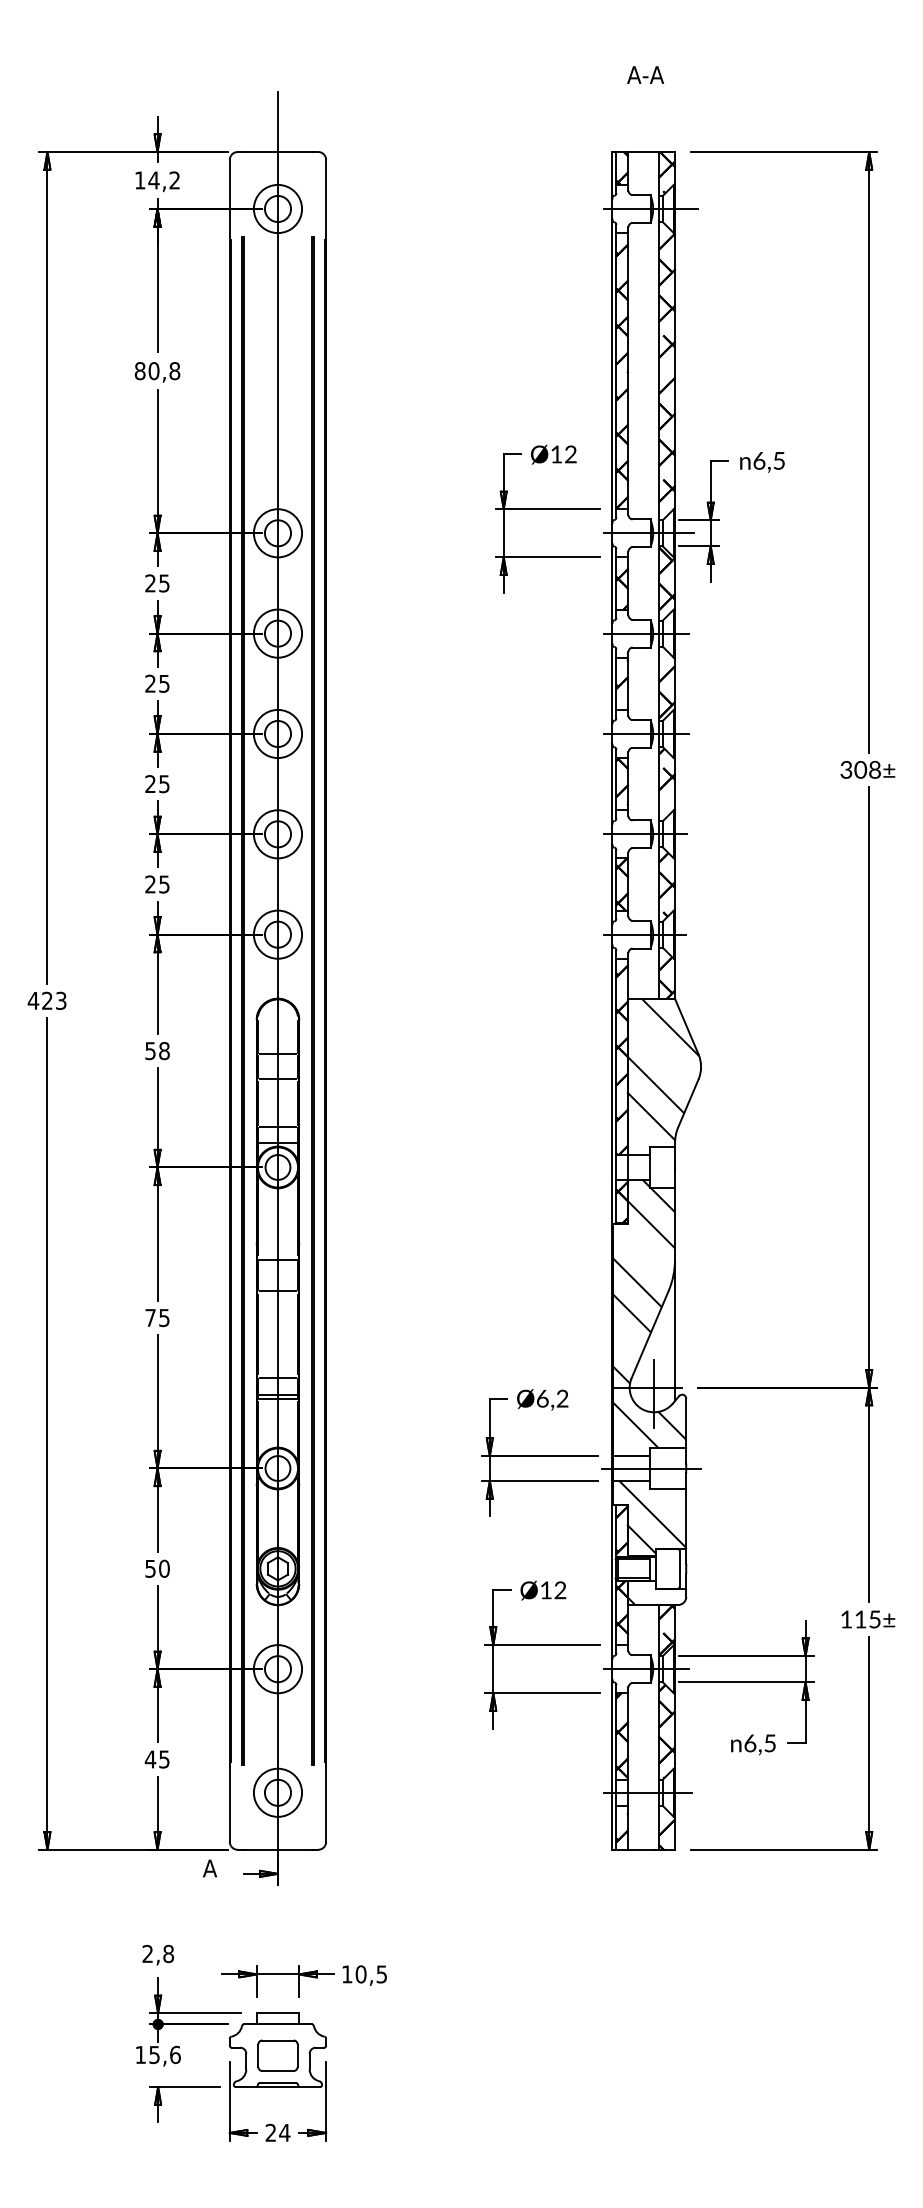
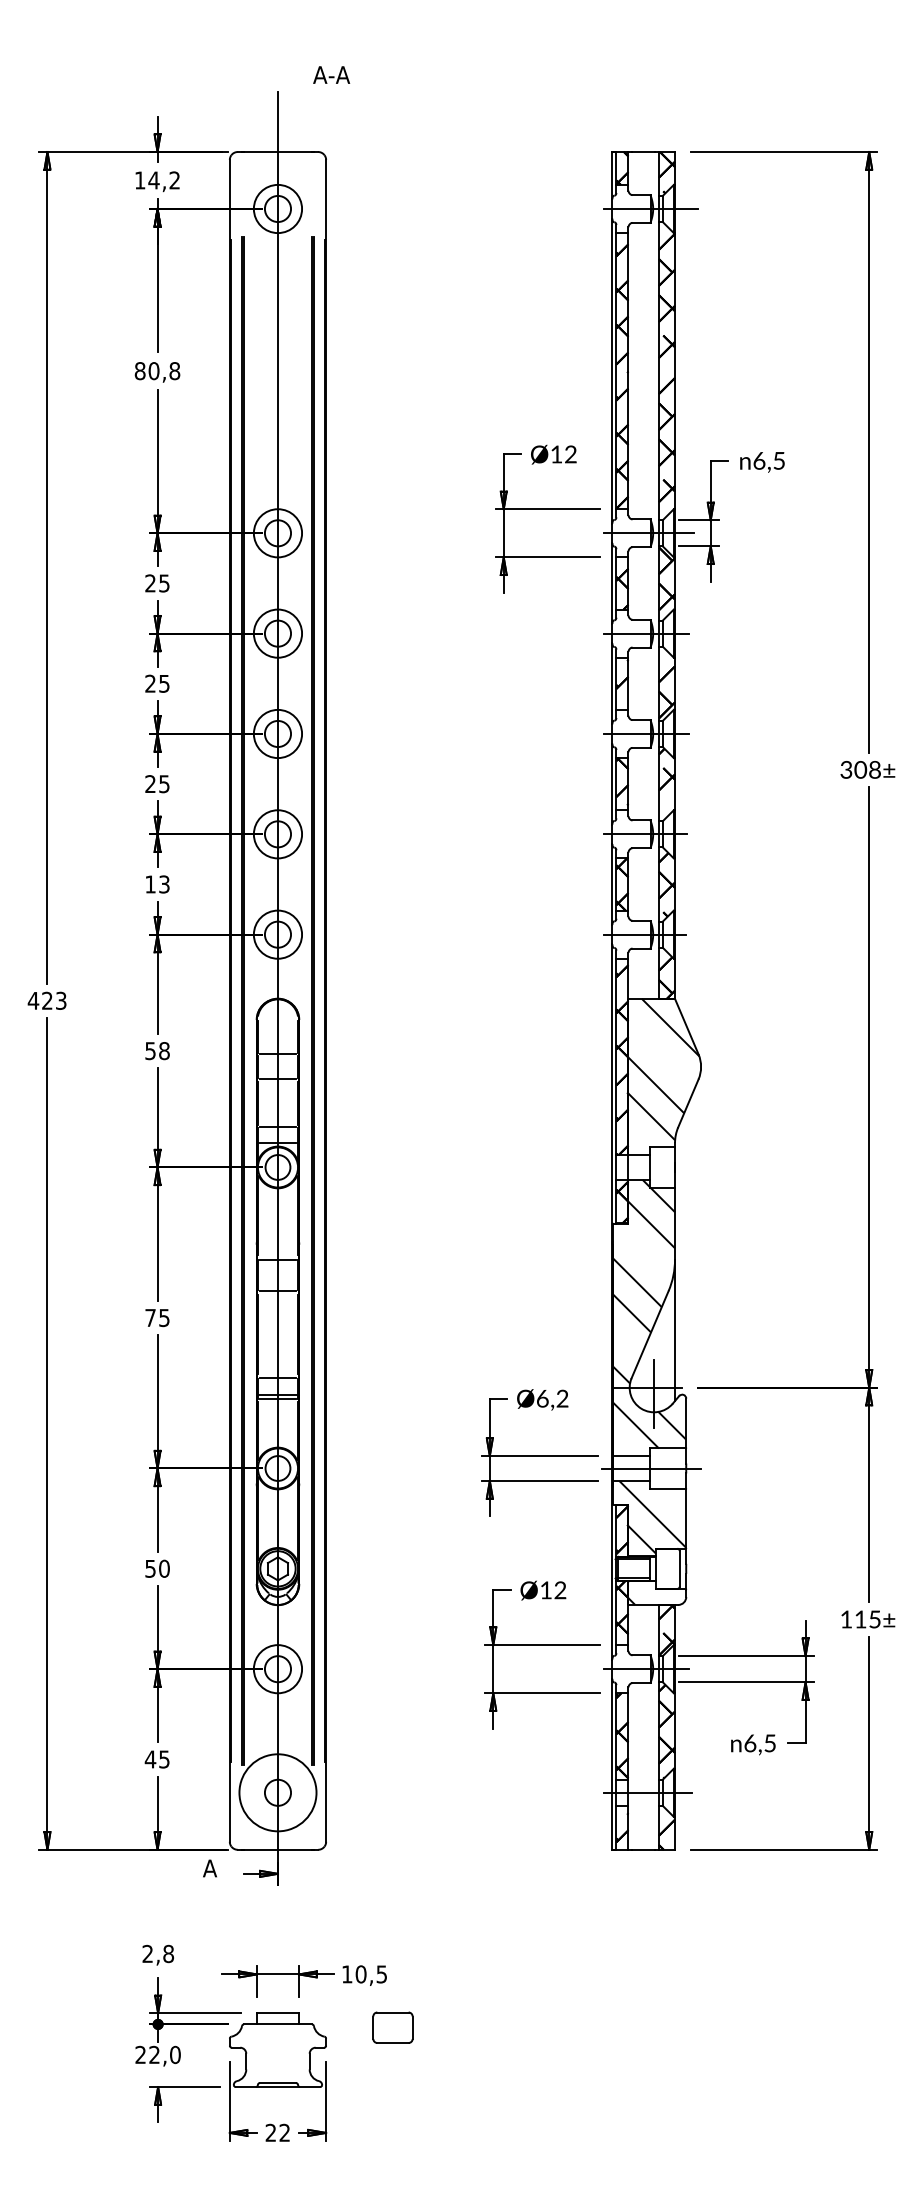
text position: (645, 74) -> (331, 74) (331, 74)
text: 25 -> 13 (157, 884)
circle diameter: 48 px -> 77 px (277, 1792)
text: 15,6 -> 22,0 (157, 2054)
part position: (277, 2055) -> (392, 2027) (392, 2027)
text: 24 -> 22 (284, 2132)
